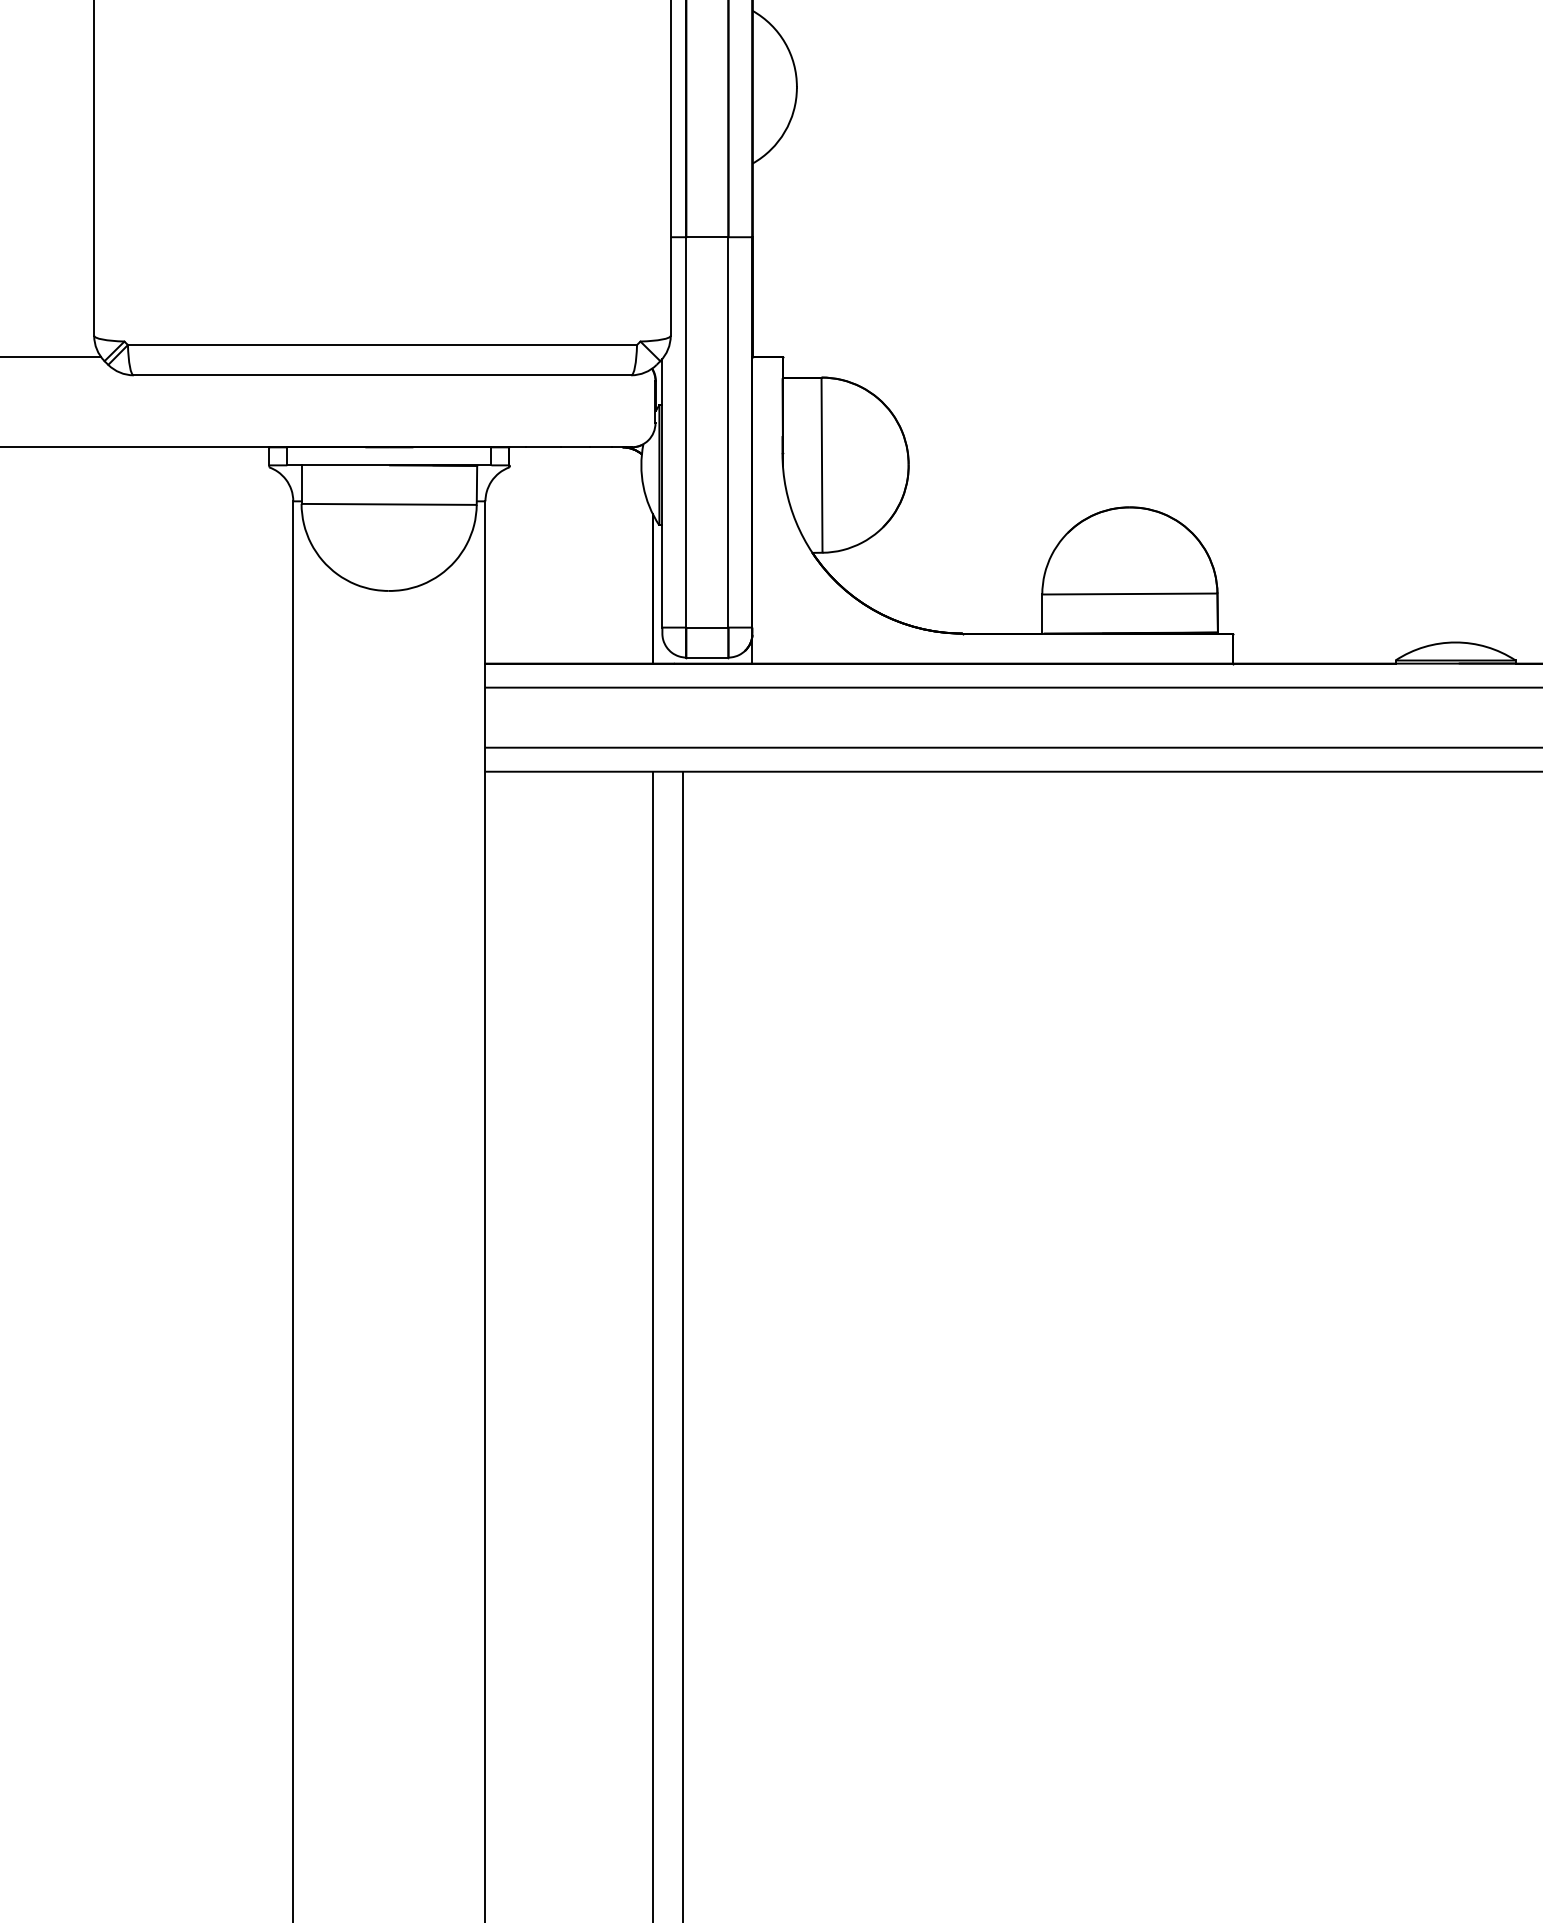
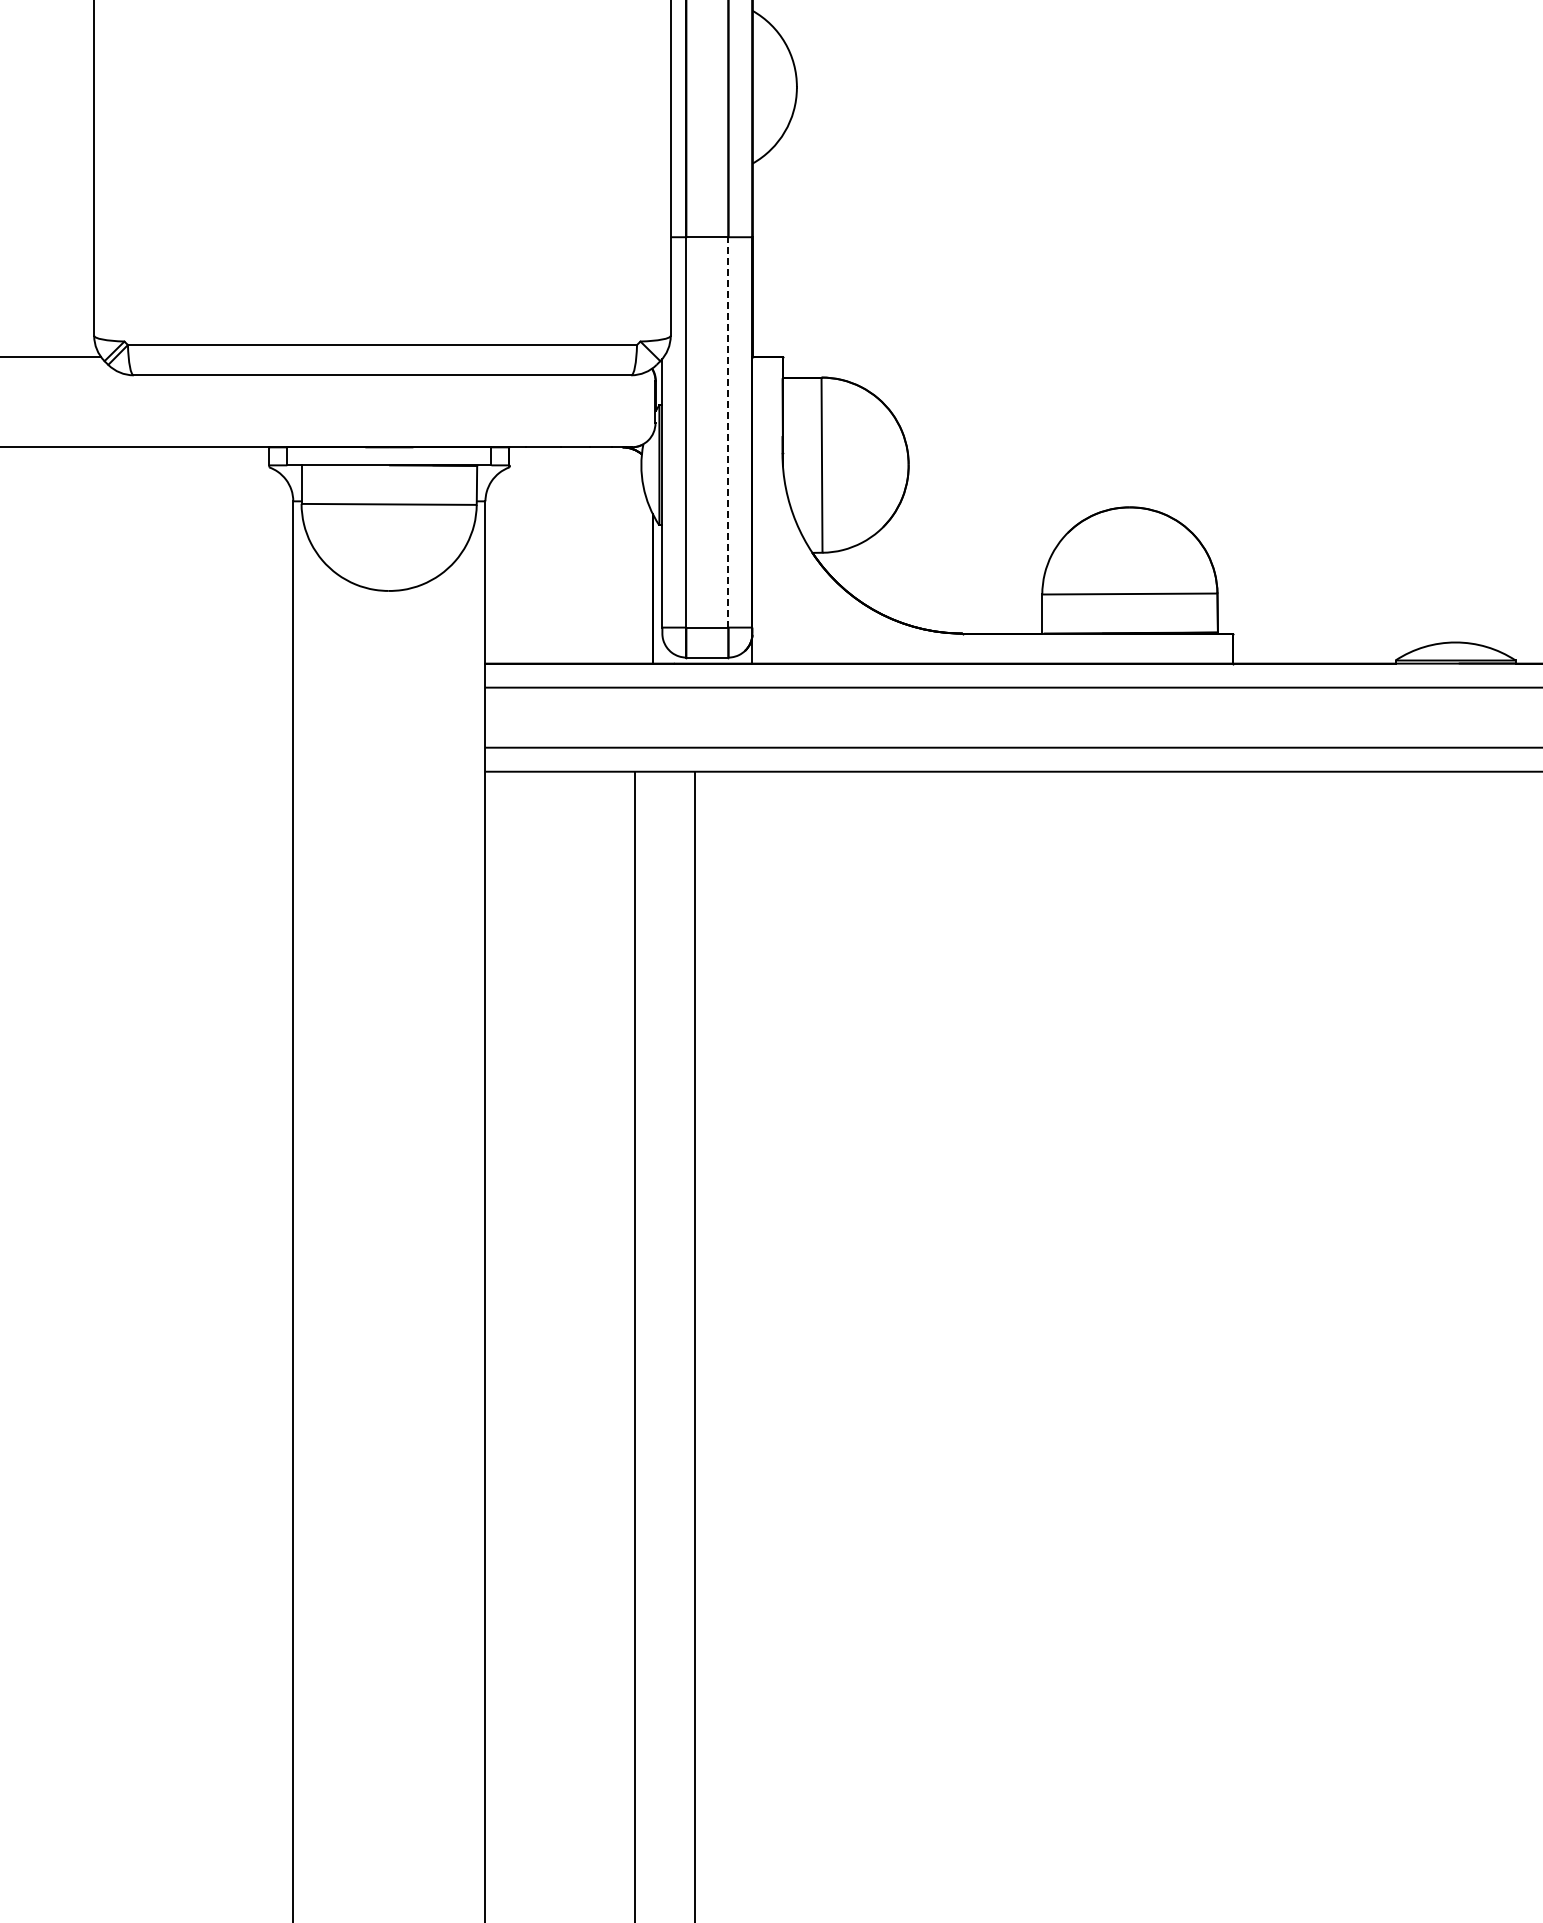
line: solid -> dashed (728, 431)
line position: (652, 1345) -> (634, 1345) (634, 1345)
line position: (682, 1345) -> (694, 1345) (694, 1345)
